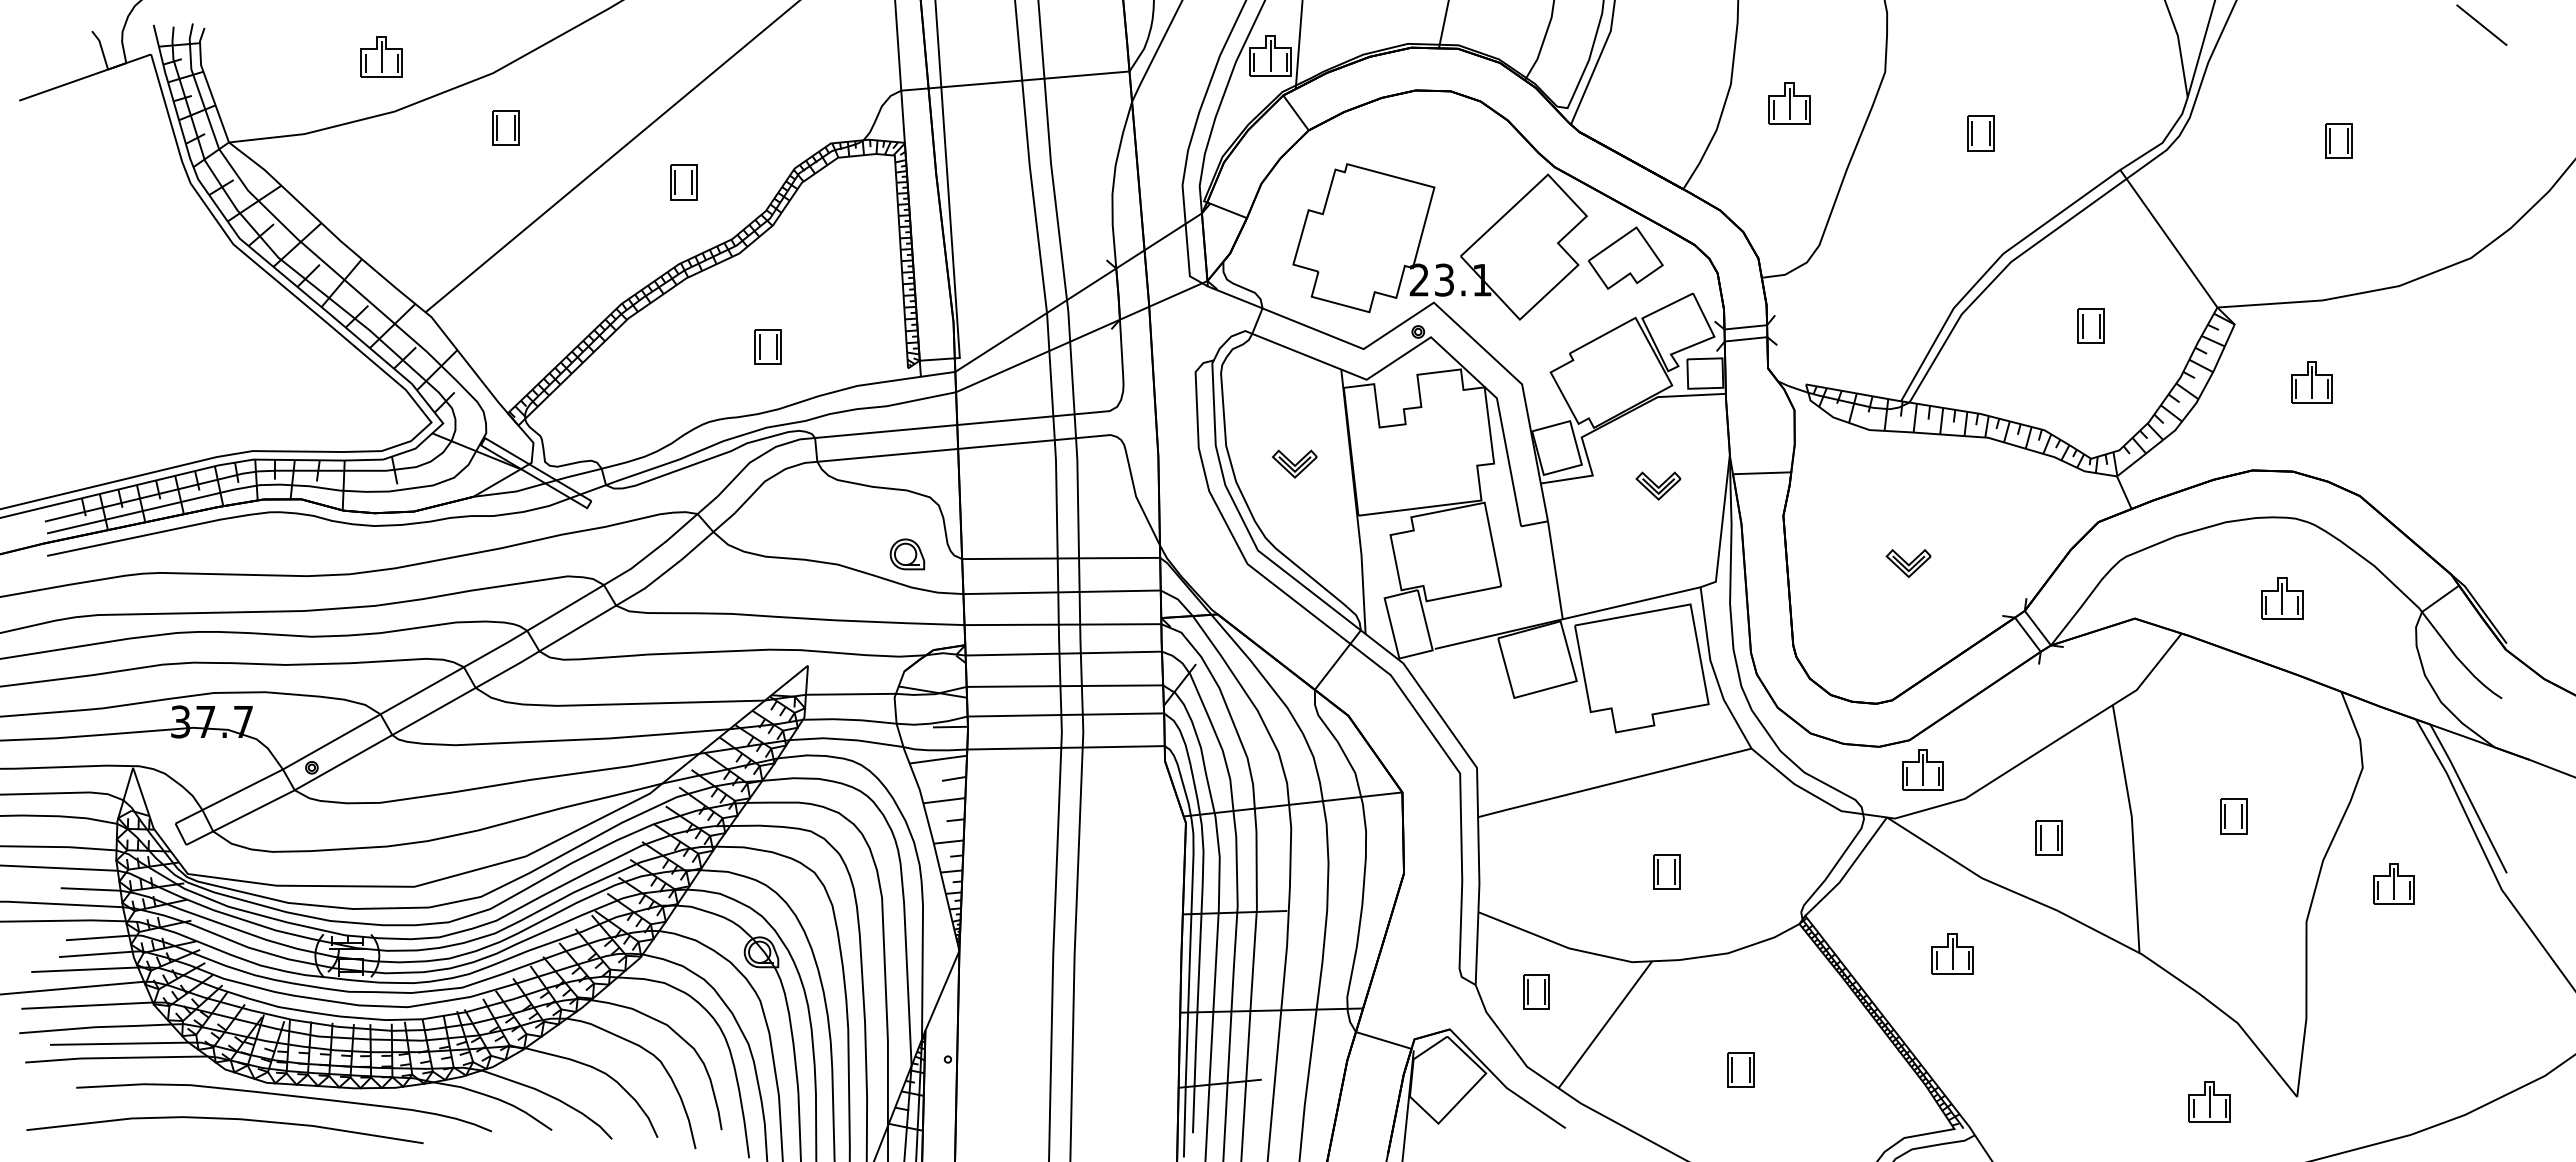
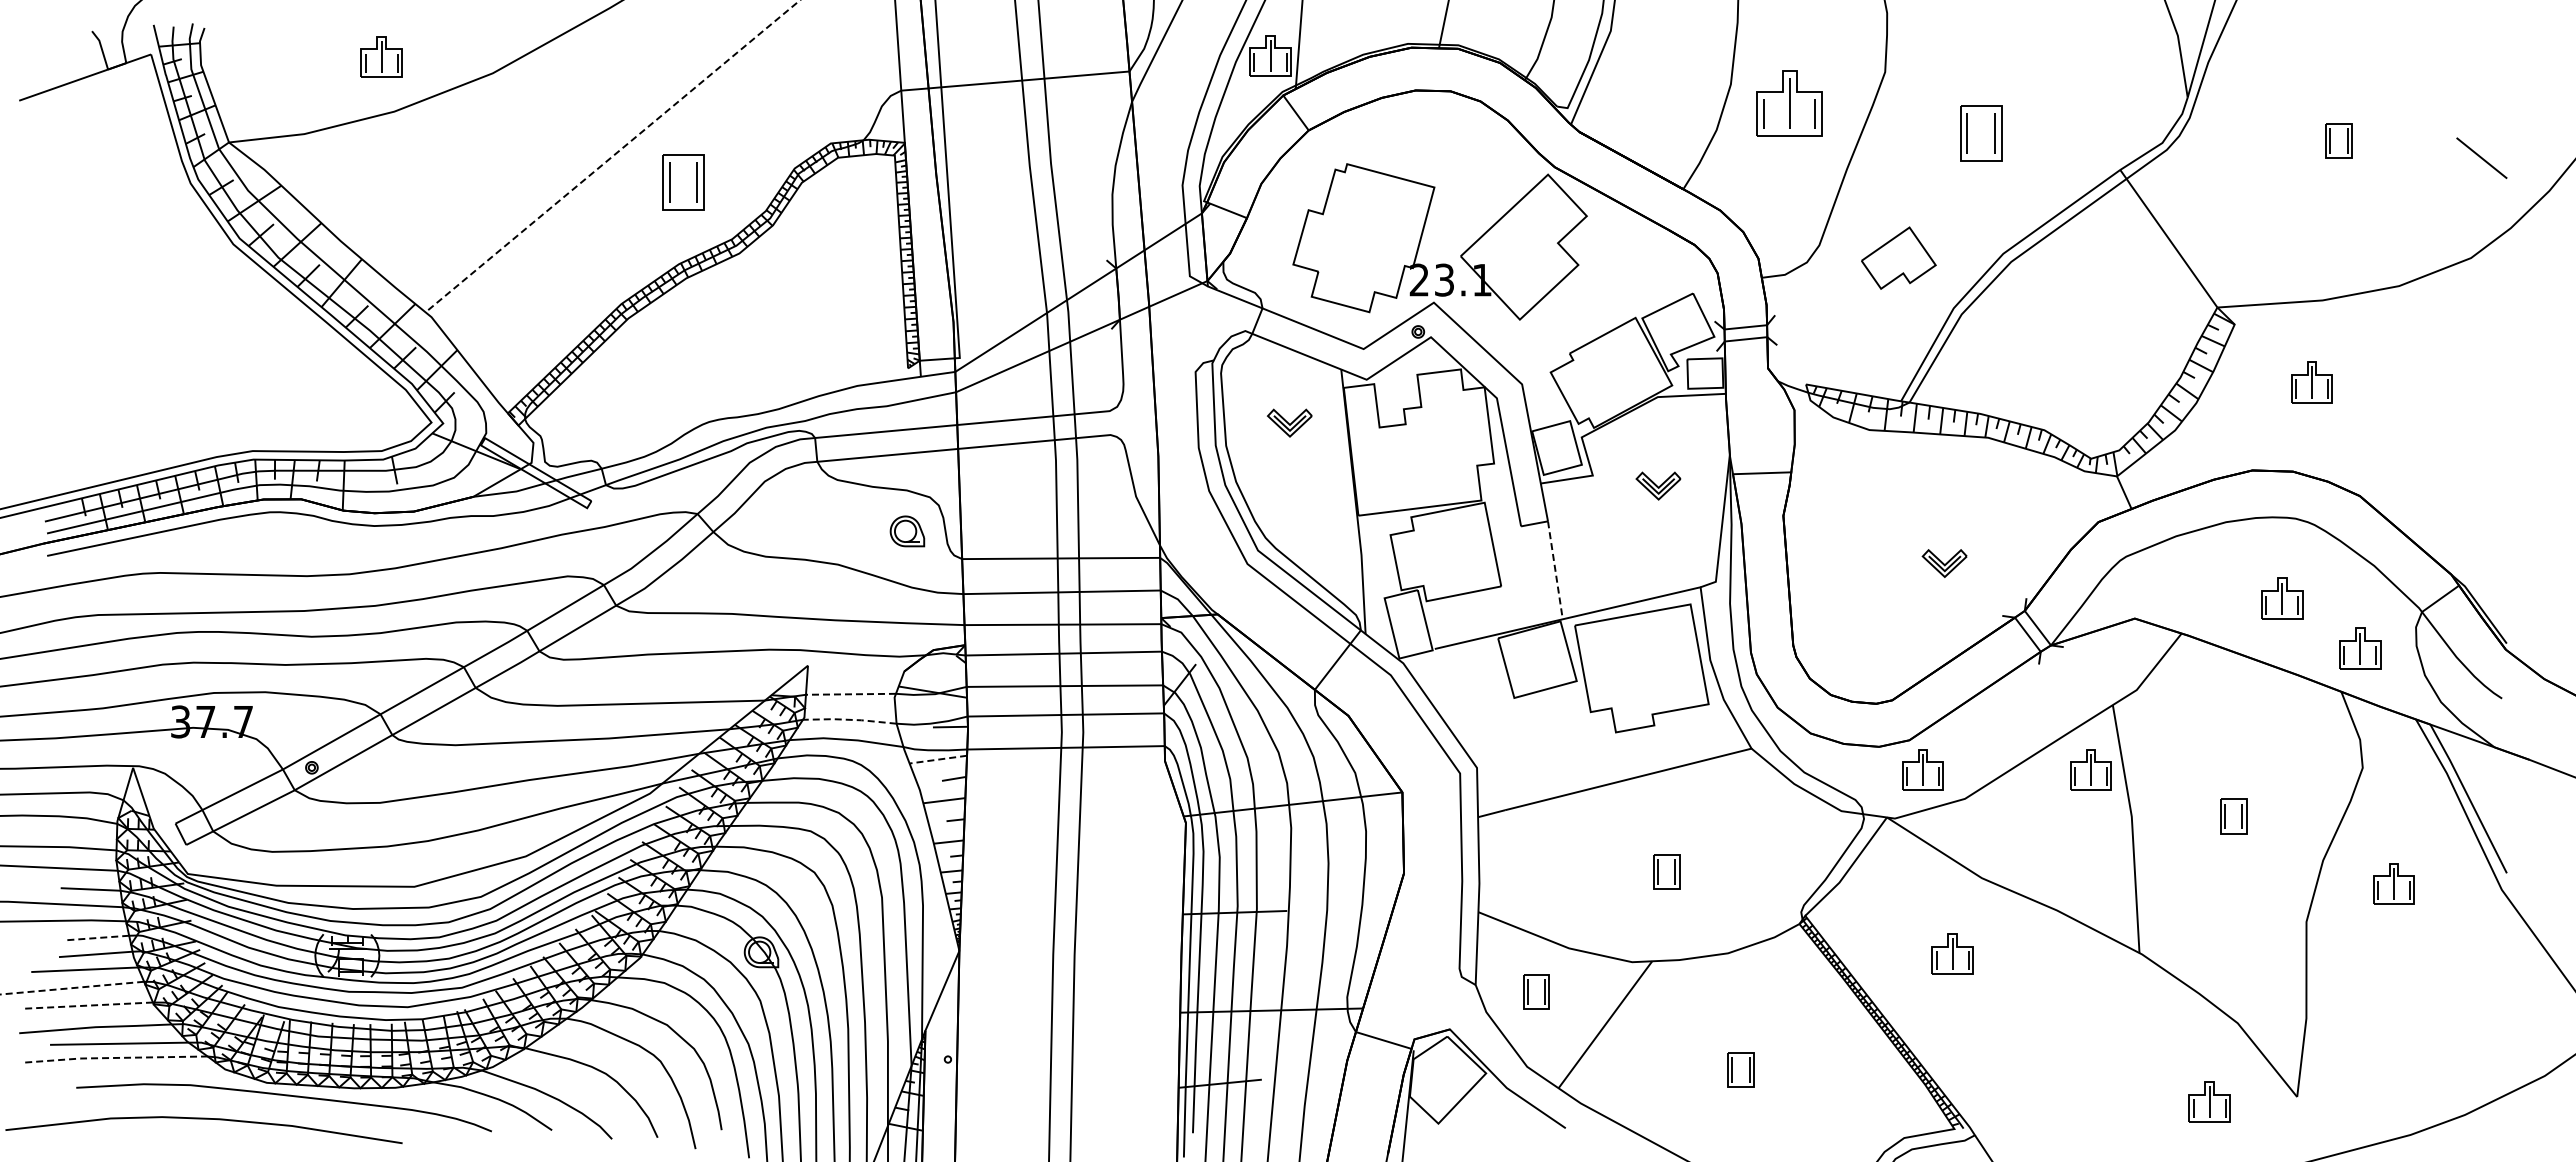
line position: (2481, 24) -> (2481, 157) (2481, 157)
part size: 43x43 px -> 67x67 px (1789, 103)
part: present -> none (505, 127)
part size: 28x37 px -> 43x57 px (1981, 133)
line: solid -> dashed (612, 156)
part size: 28x37 px -> 43x57 px (683, 182)
part position: (1625, 257) -> (1898, 257) (1898, 257)
part: present -> none (2090, 325)
part: present -> none (767, 346)
part position: (1294, 463) -> (1289, 422) (1289, 422)
part position: (907, 554) -> (907, 531) (907, 531)
part position: (1908, 563) -> (1944, 563) (1944, 563)
line: solid -> dashed (1555, 570)
part: none -> present (2360, 648)
line: solid -> dashed (850, 694)
line: solid -> dashed (849, 719)
line: solid -> dashed (938, 759)
part: none -> present (2090, 769)
part: present -> none (2048, 837)
line: solid -> dashed (97, 938)
line: solid -> dashed (72, 988)
line: solid -> dashed (87, 1005)
line: solid -> dashed (116, 1057)
curve position: (224, 1119) -> (203, 1119) (203, 1119)
